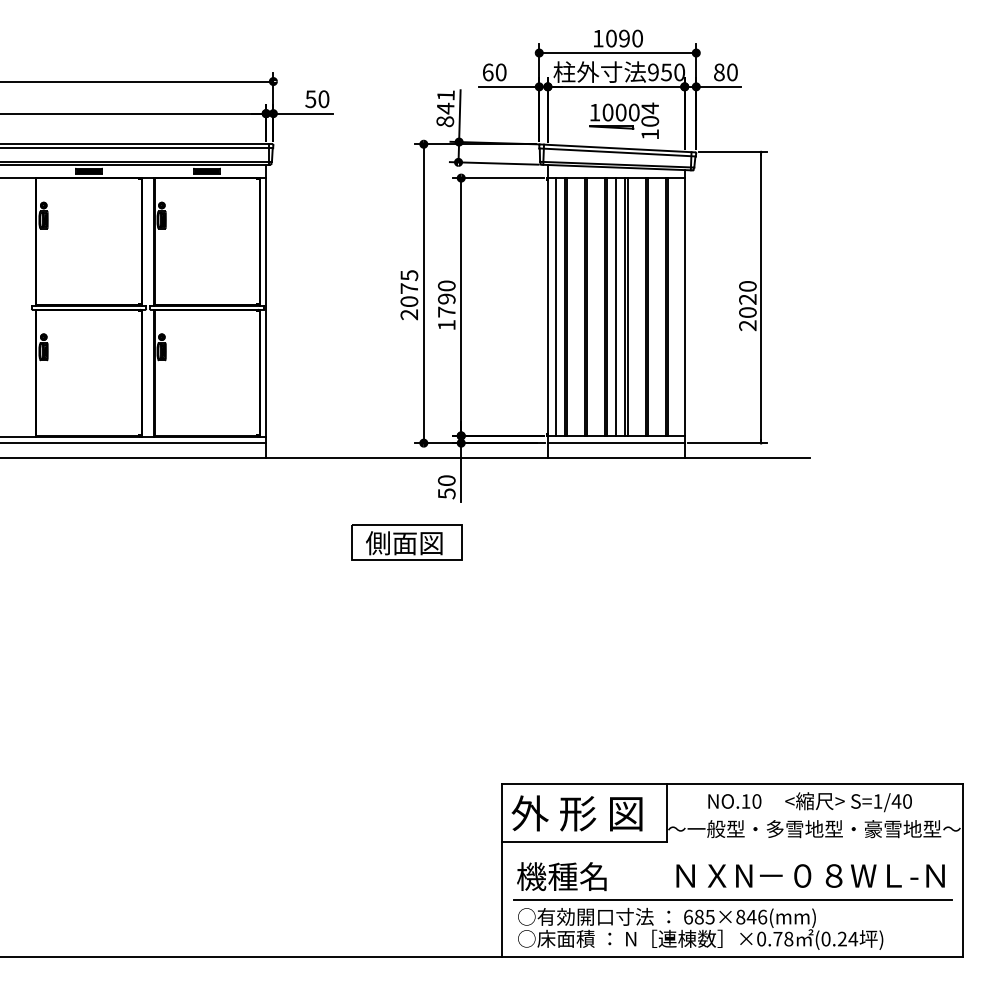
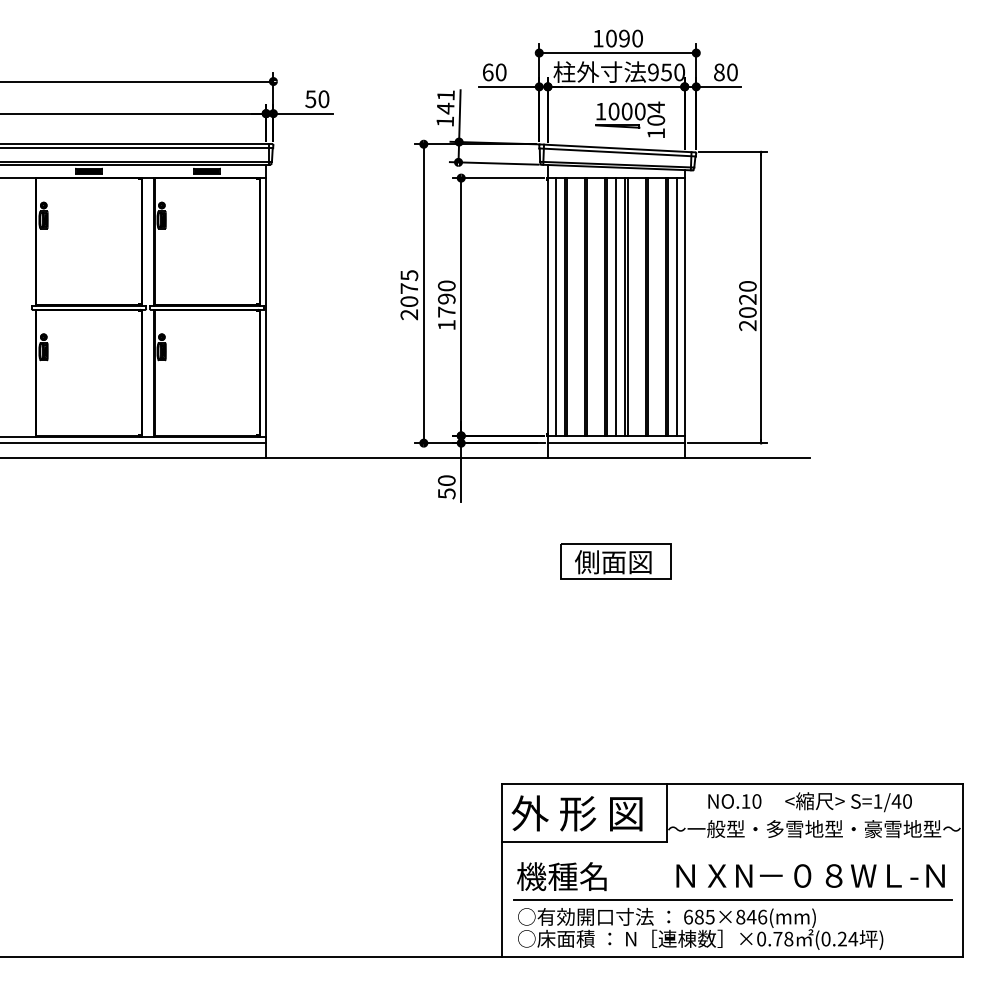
part position: (624, 120) -> (630, 119) (630, 119)
text: 841 -> 141 (445, 121)
line: none -> present (676, 306)
part position: (406, 542) -> (615, 561) (615, 561)
